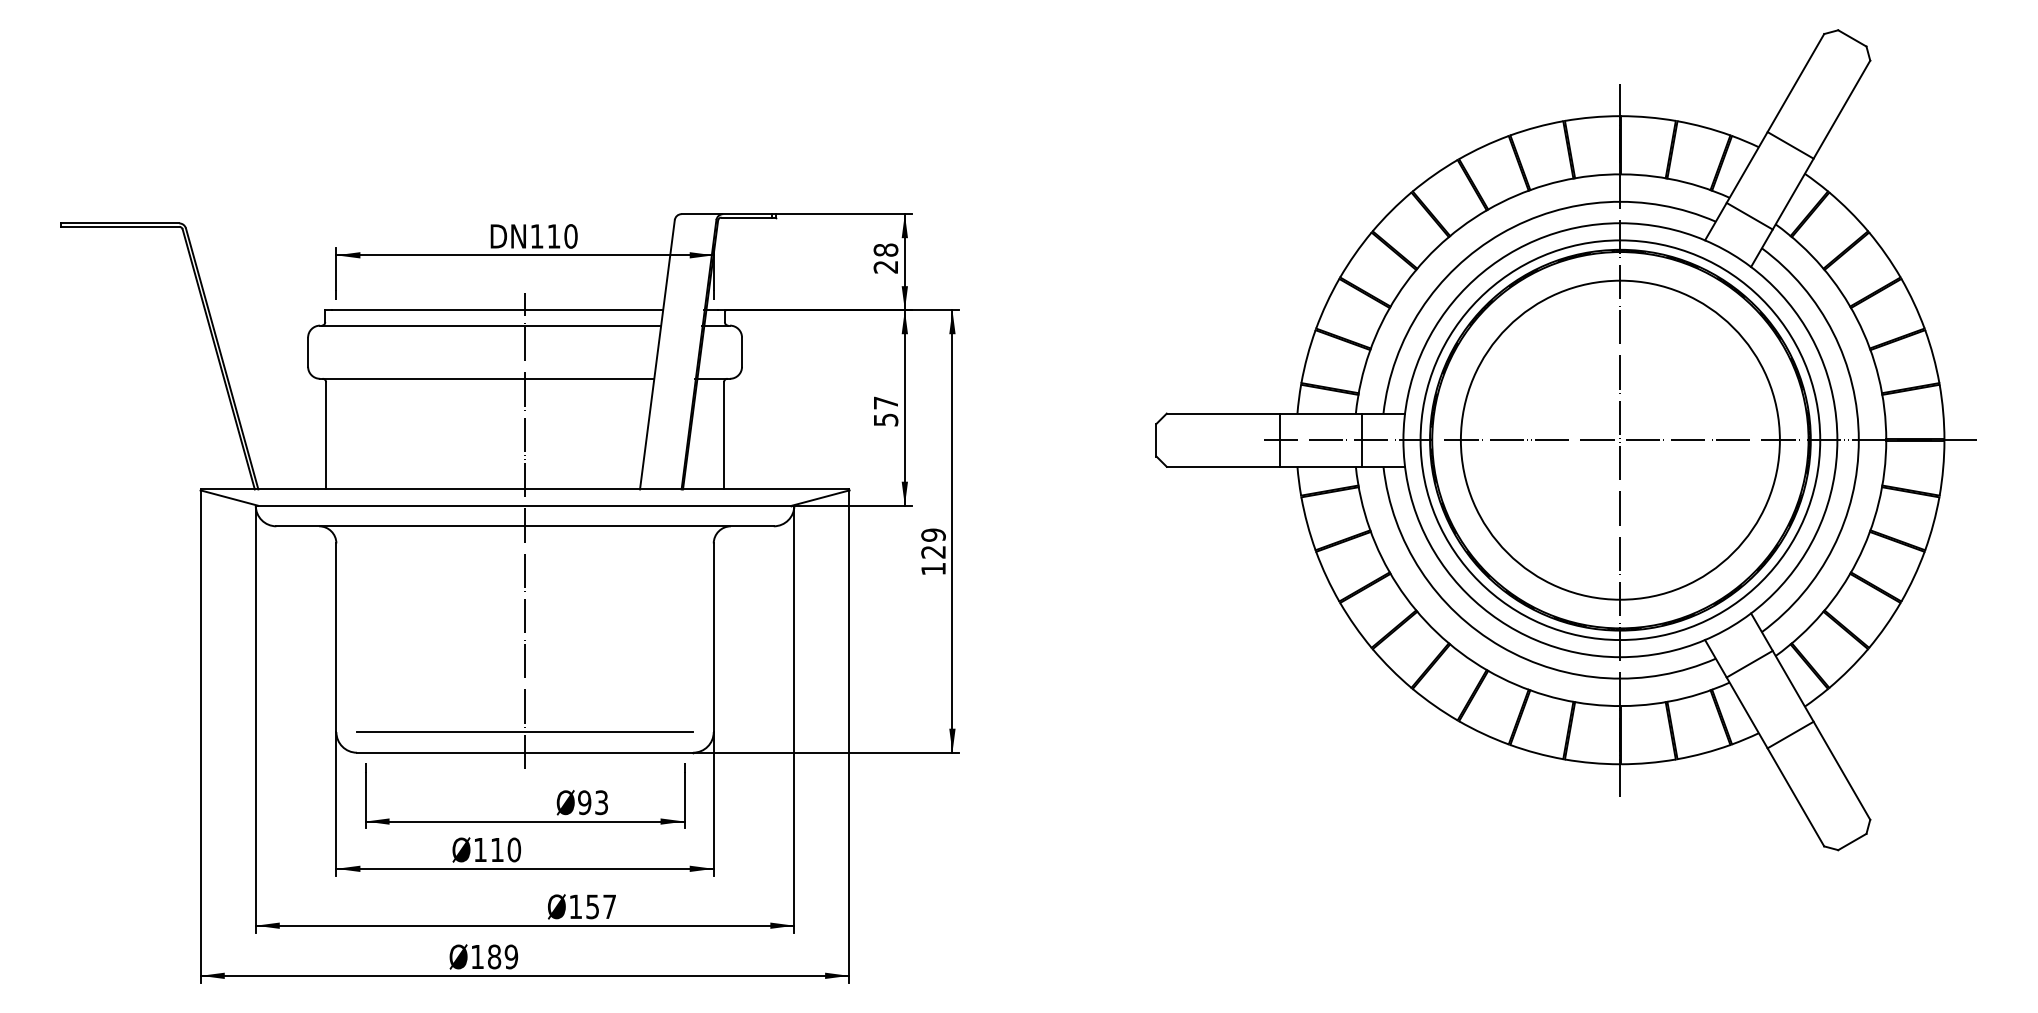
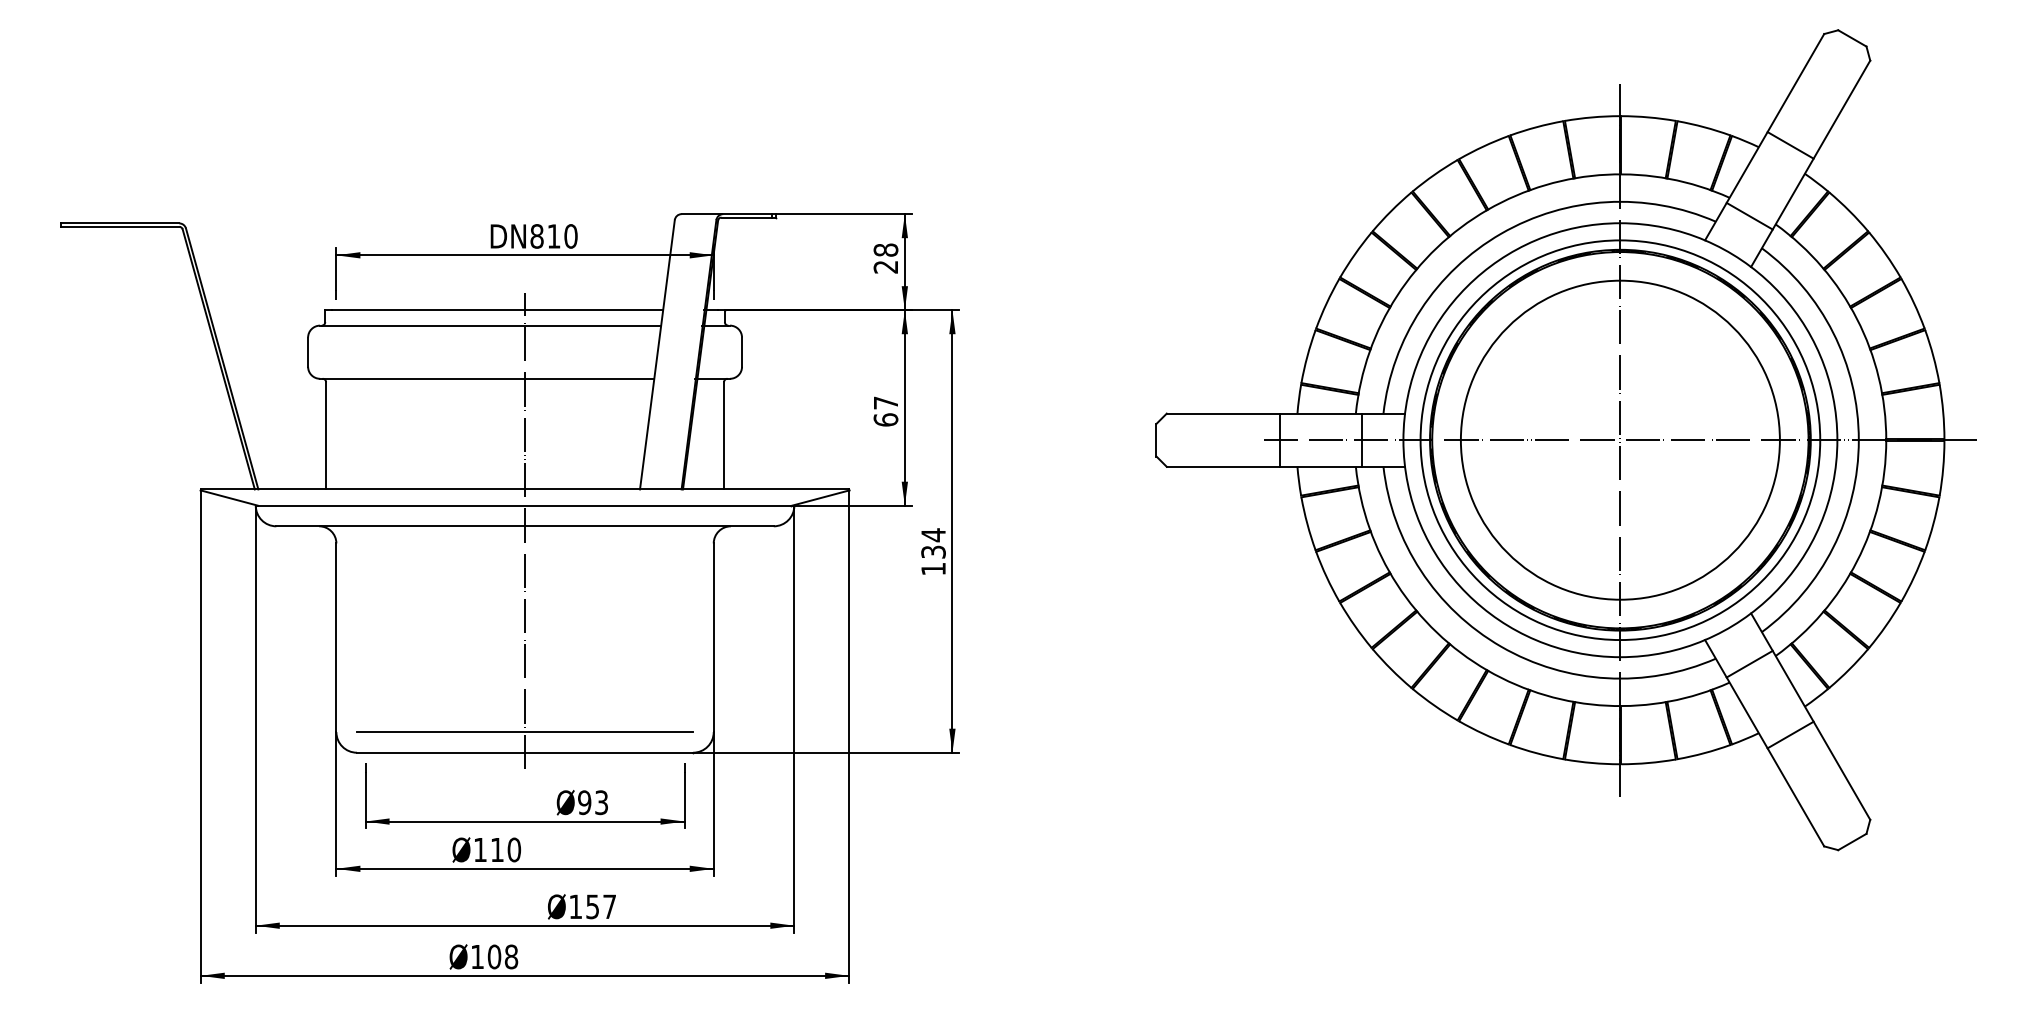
text: 110 -> 810 (536, 236)
text: 57 -> 67 (885, 419)
text: 129 -> 134 (933, 543)
text: 189 -> 108 (502, 956)
